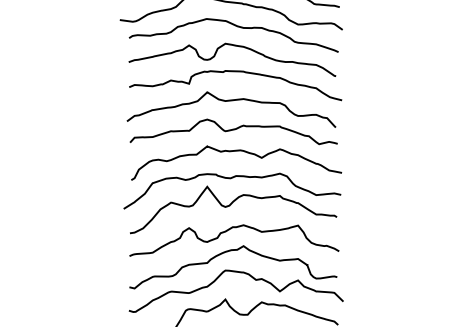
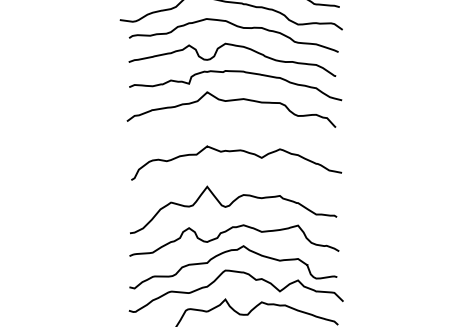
curve: present -> none (233, 130)
curve: present -> none (230, 179)
